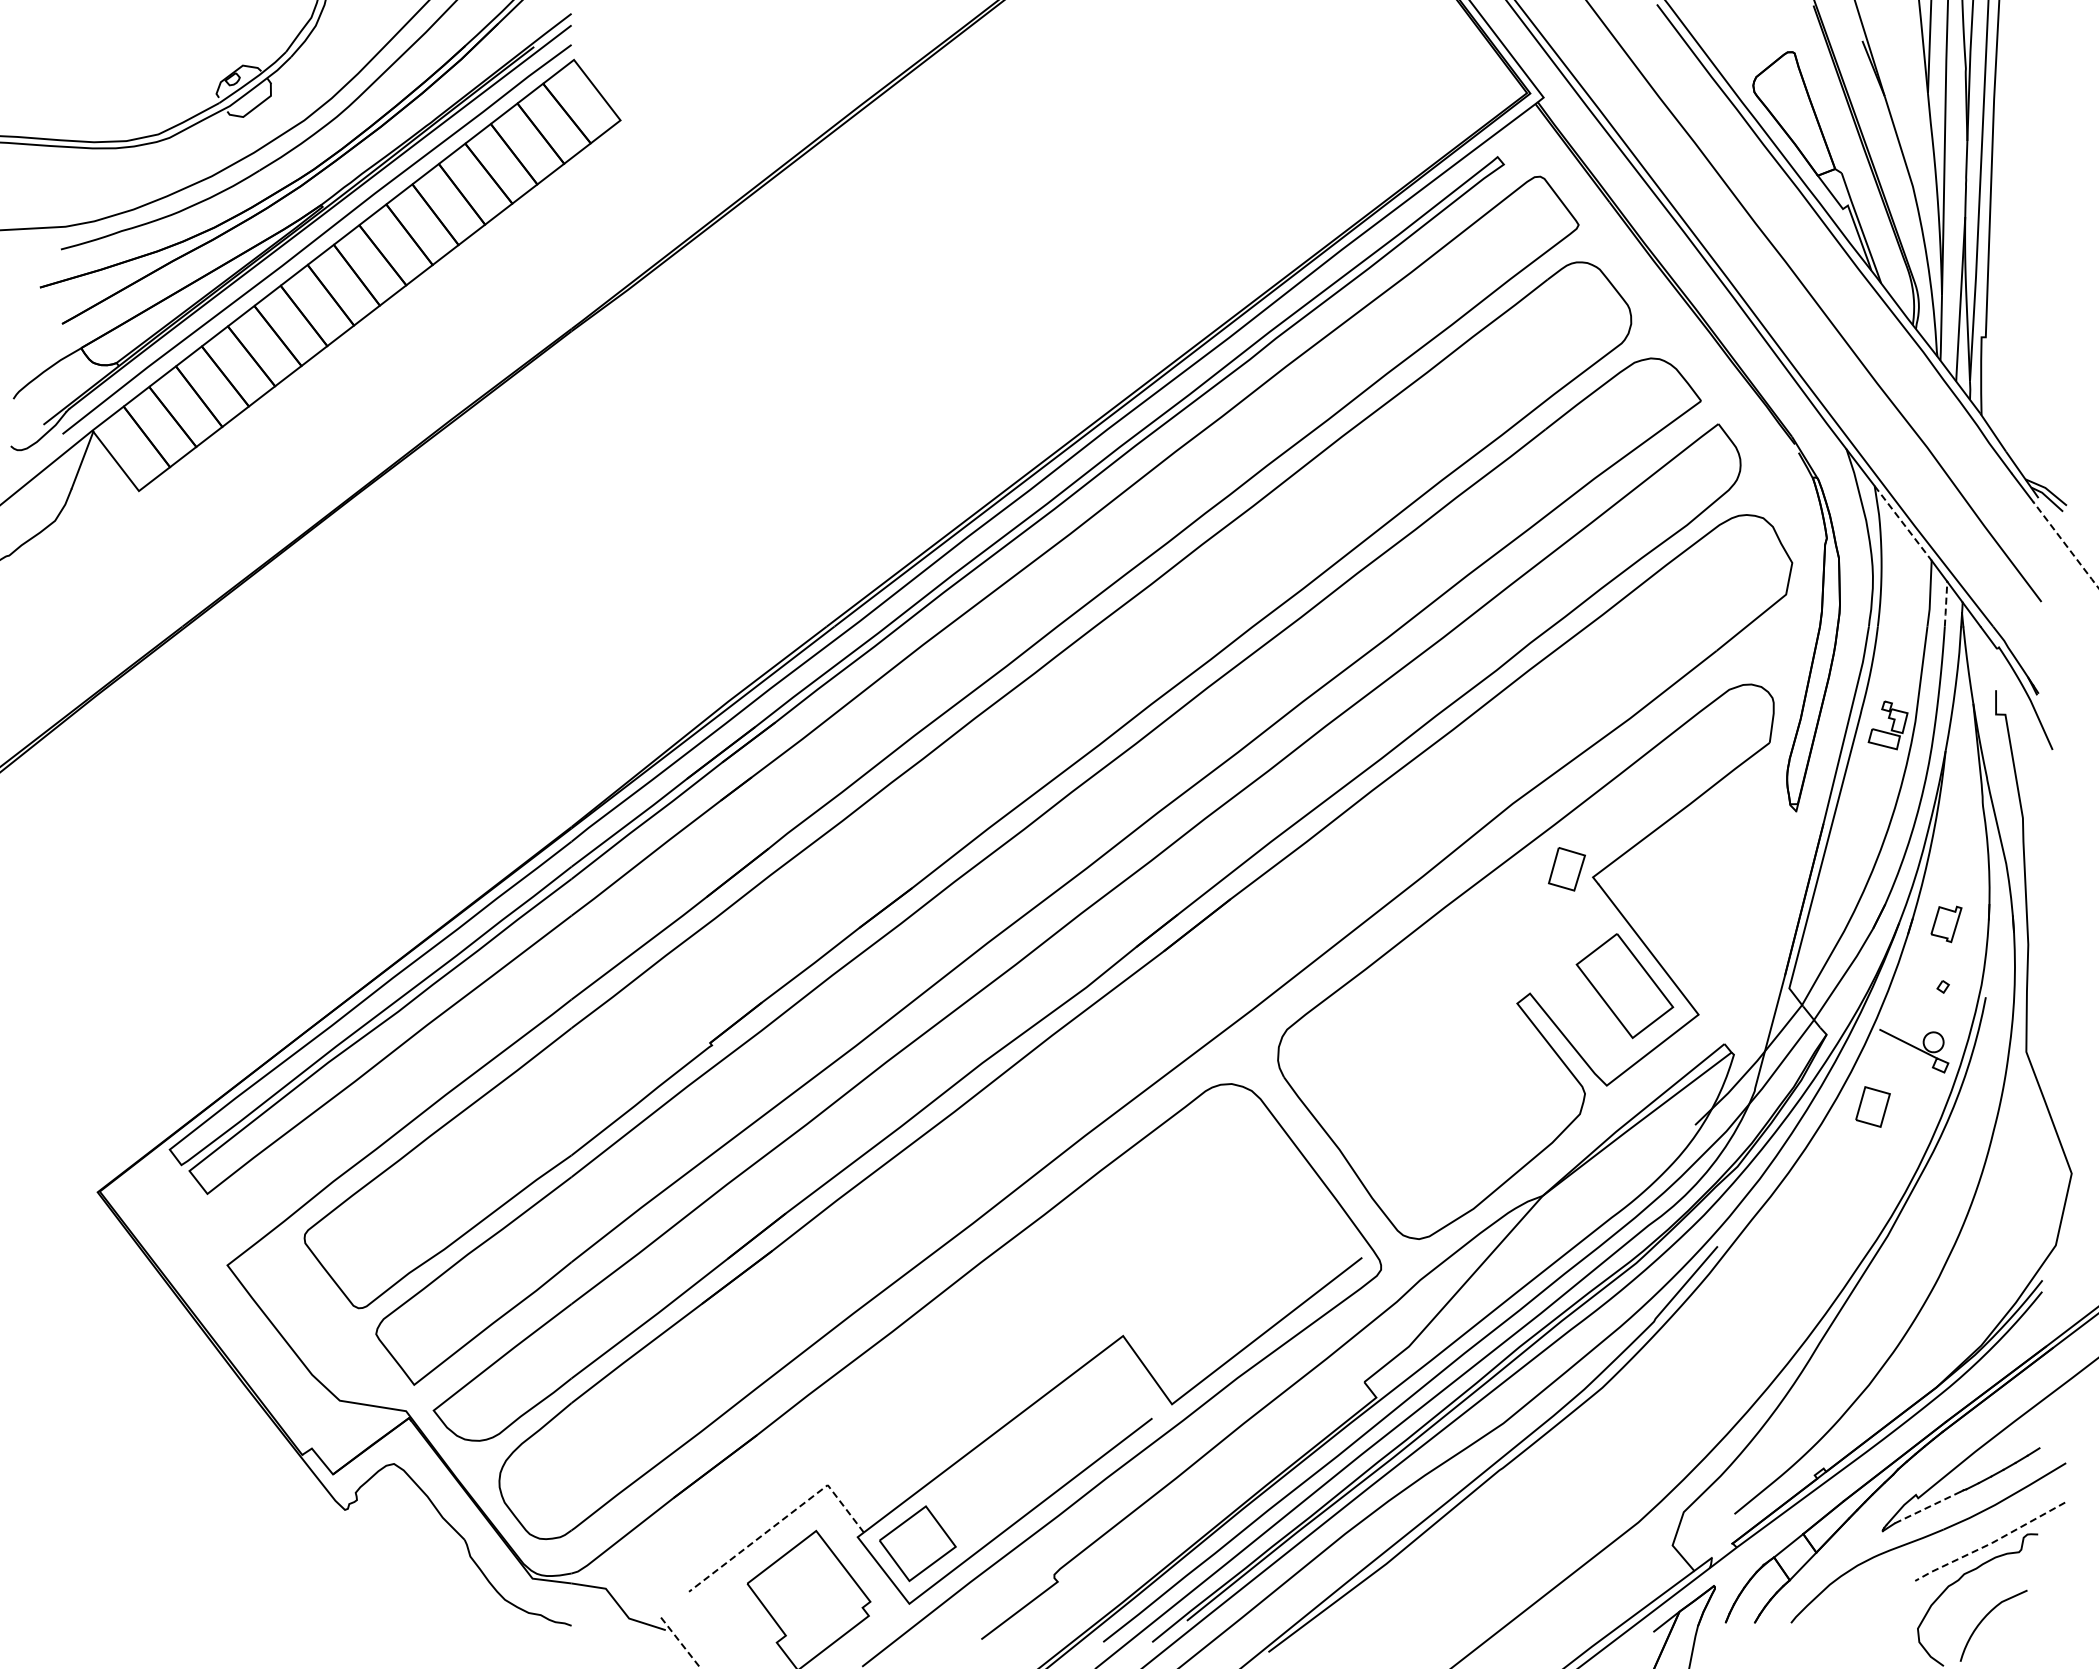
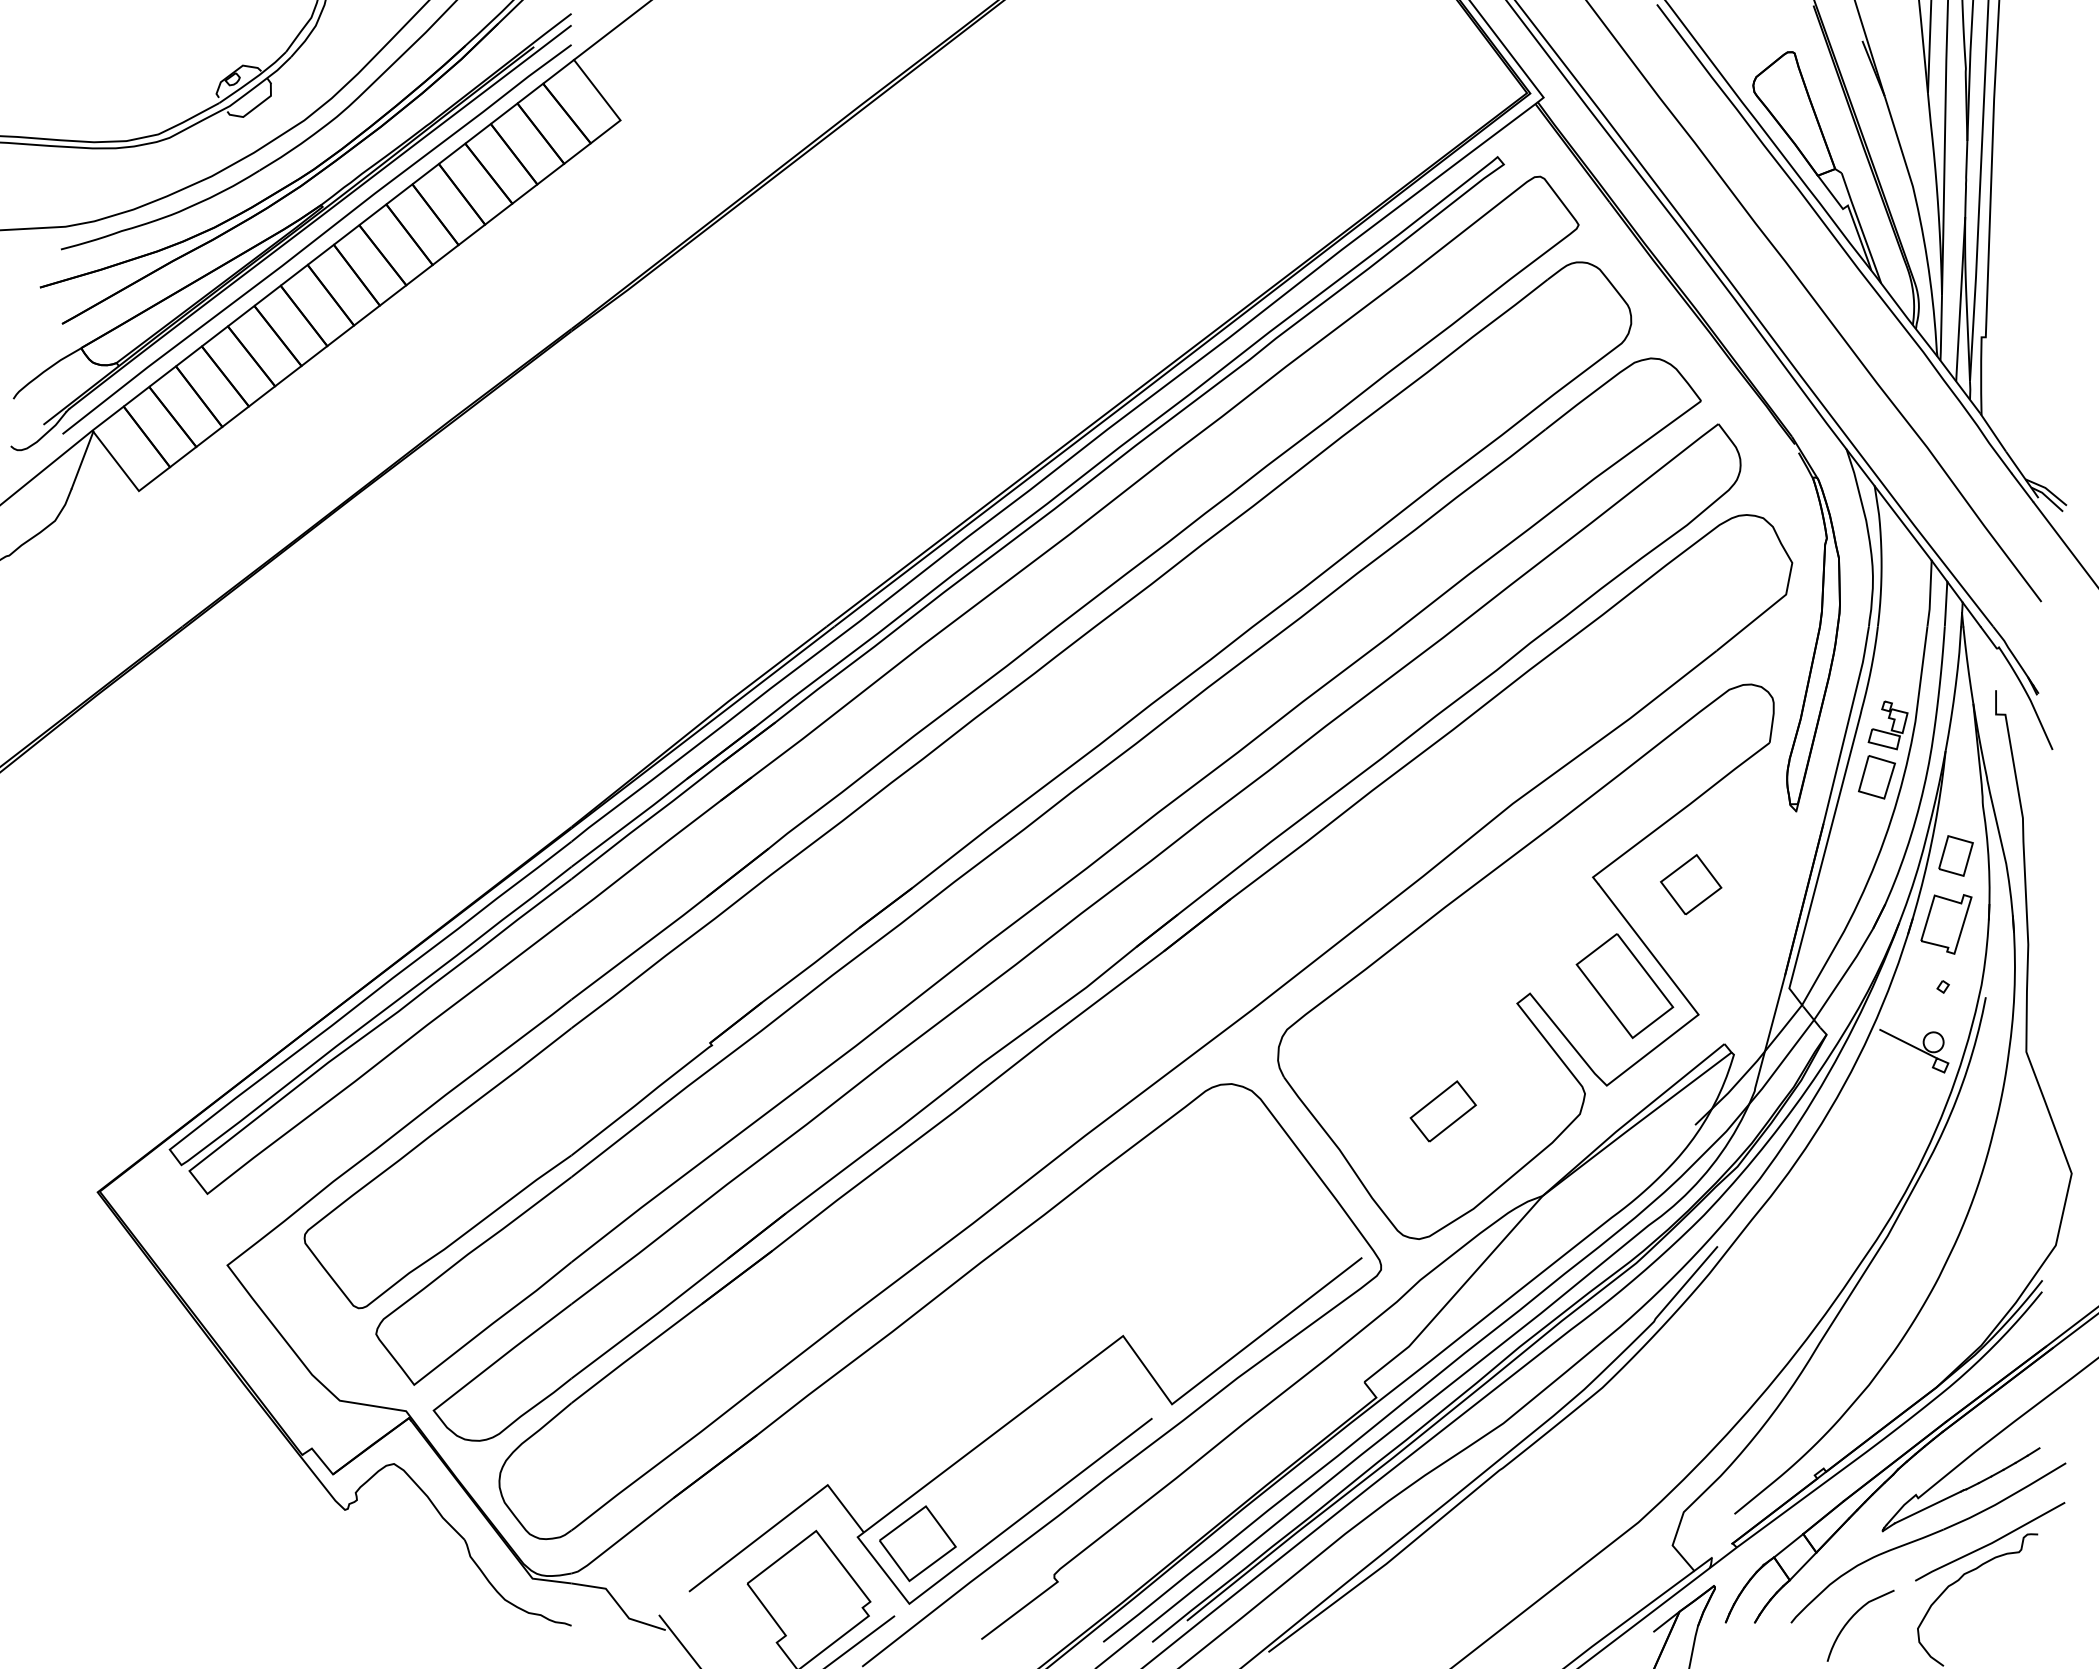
line: none -> present (611, 30)
line: dashed -> solid (1903, 523)
line: dashed -> solid (2066, 545)
line: dashed -> solid (1946, 604)
part position: (1566, 869) -> (1876, 777) (1876, 777)
part: none -> present (1691, 884)
part size: 33x39 px -> 53x61 px (1946, 924)
part position: (1872, 1106) -> (1955, 855) (1955, 855)
part: none -> present (1442, 1111)
line: dashed -> solid (1927, 1507)
line: dashed -> solid (782, 1519)
line: dashed -> solid (1990, 1544)
curve position: (1986, 1617) -> (1853, 1617) (1853, 1617)
line: none -> present (861, 1640)
line: dashed -> solid (680, 1642)
